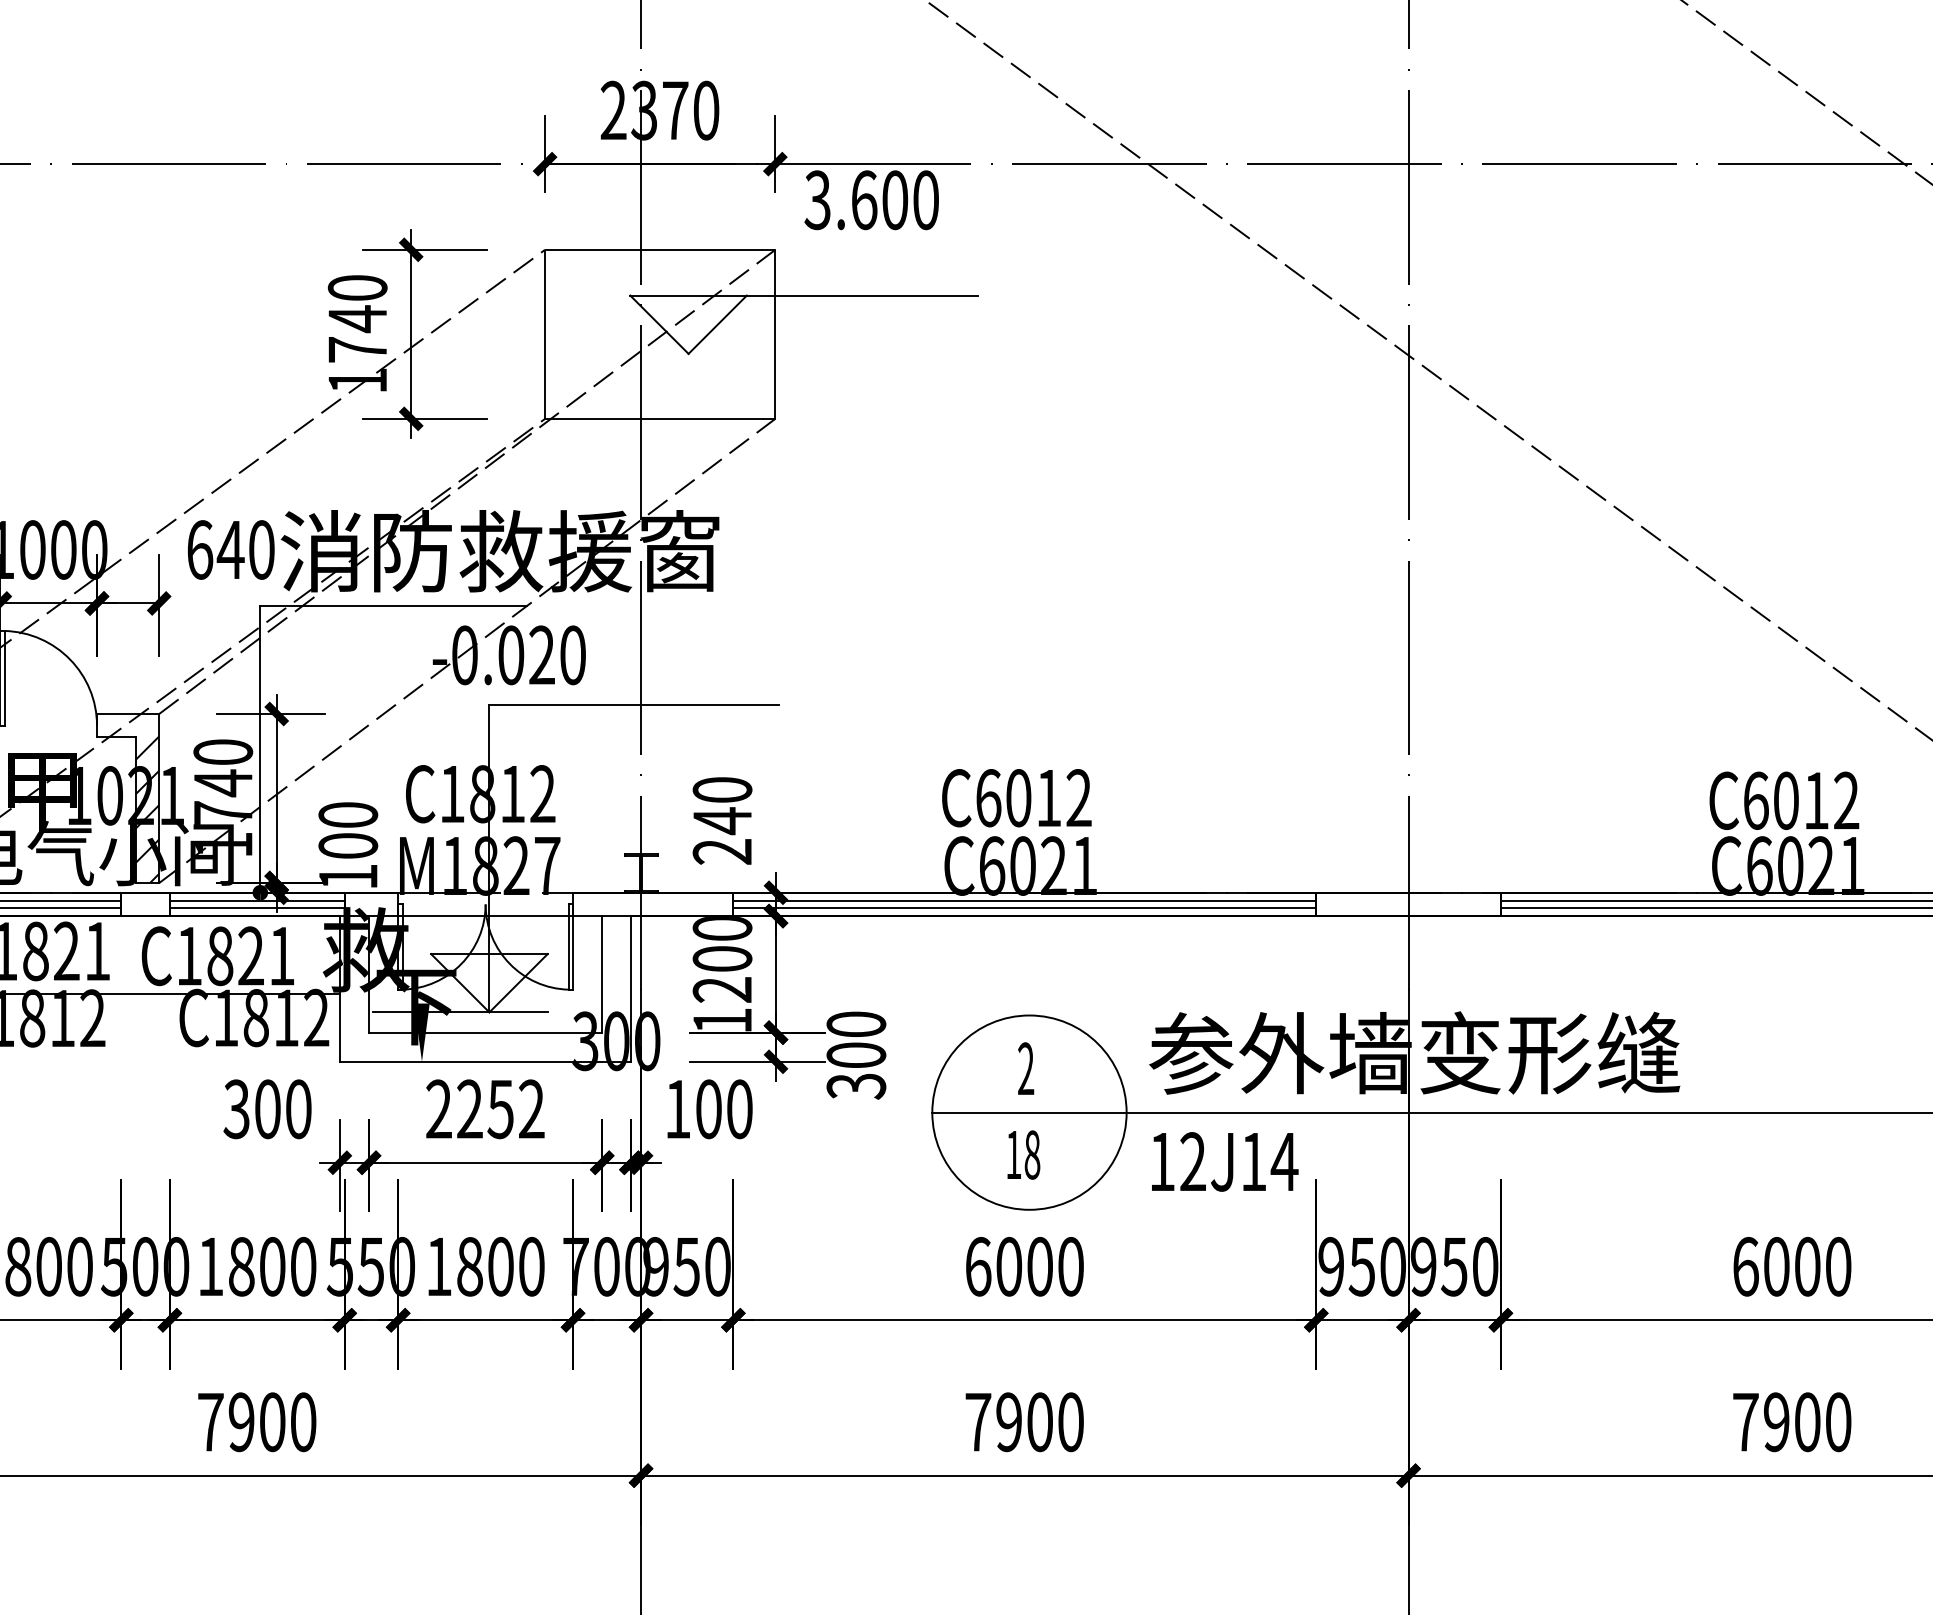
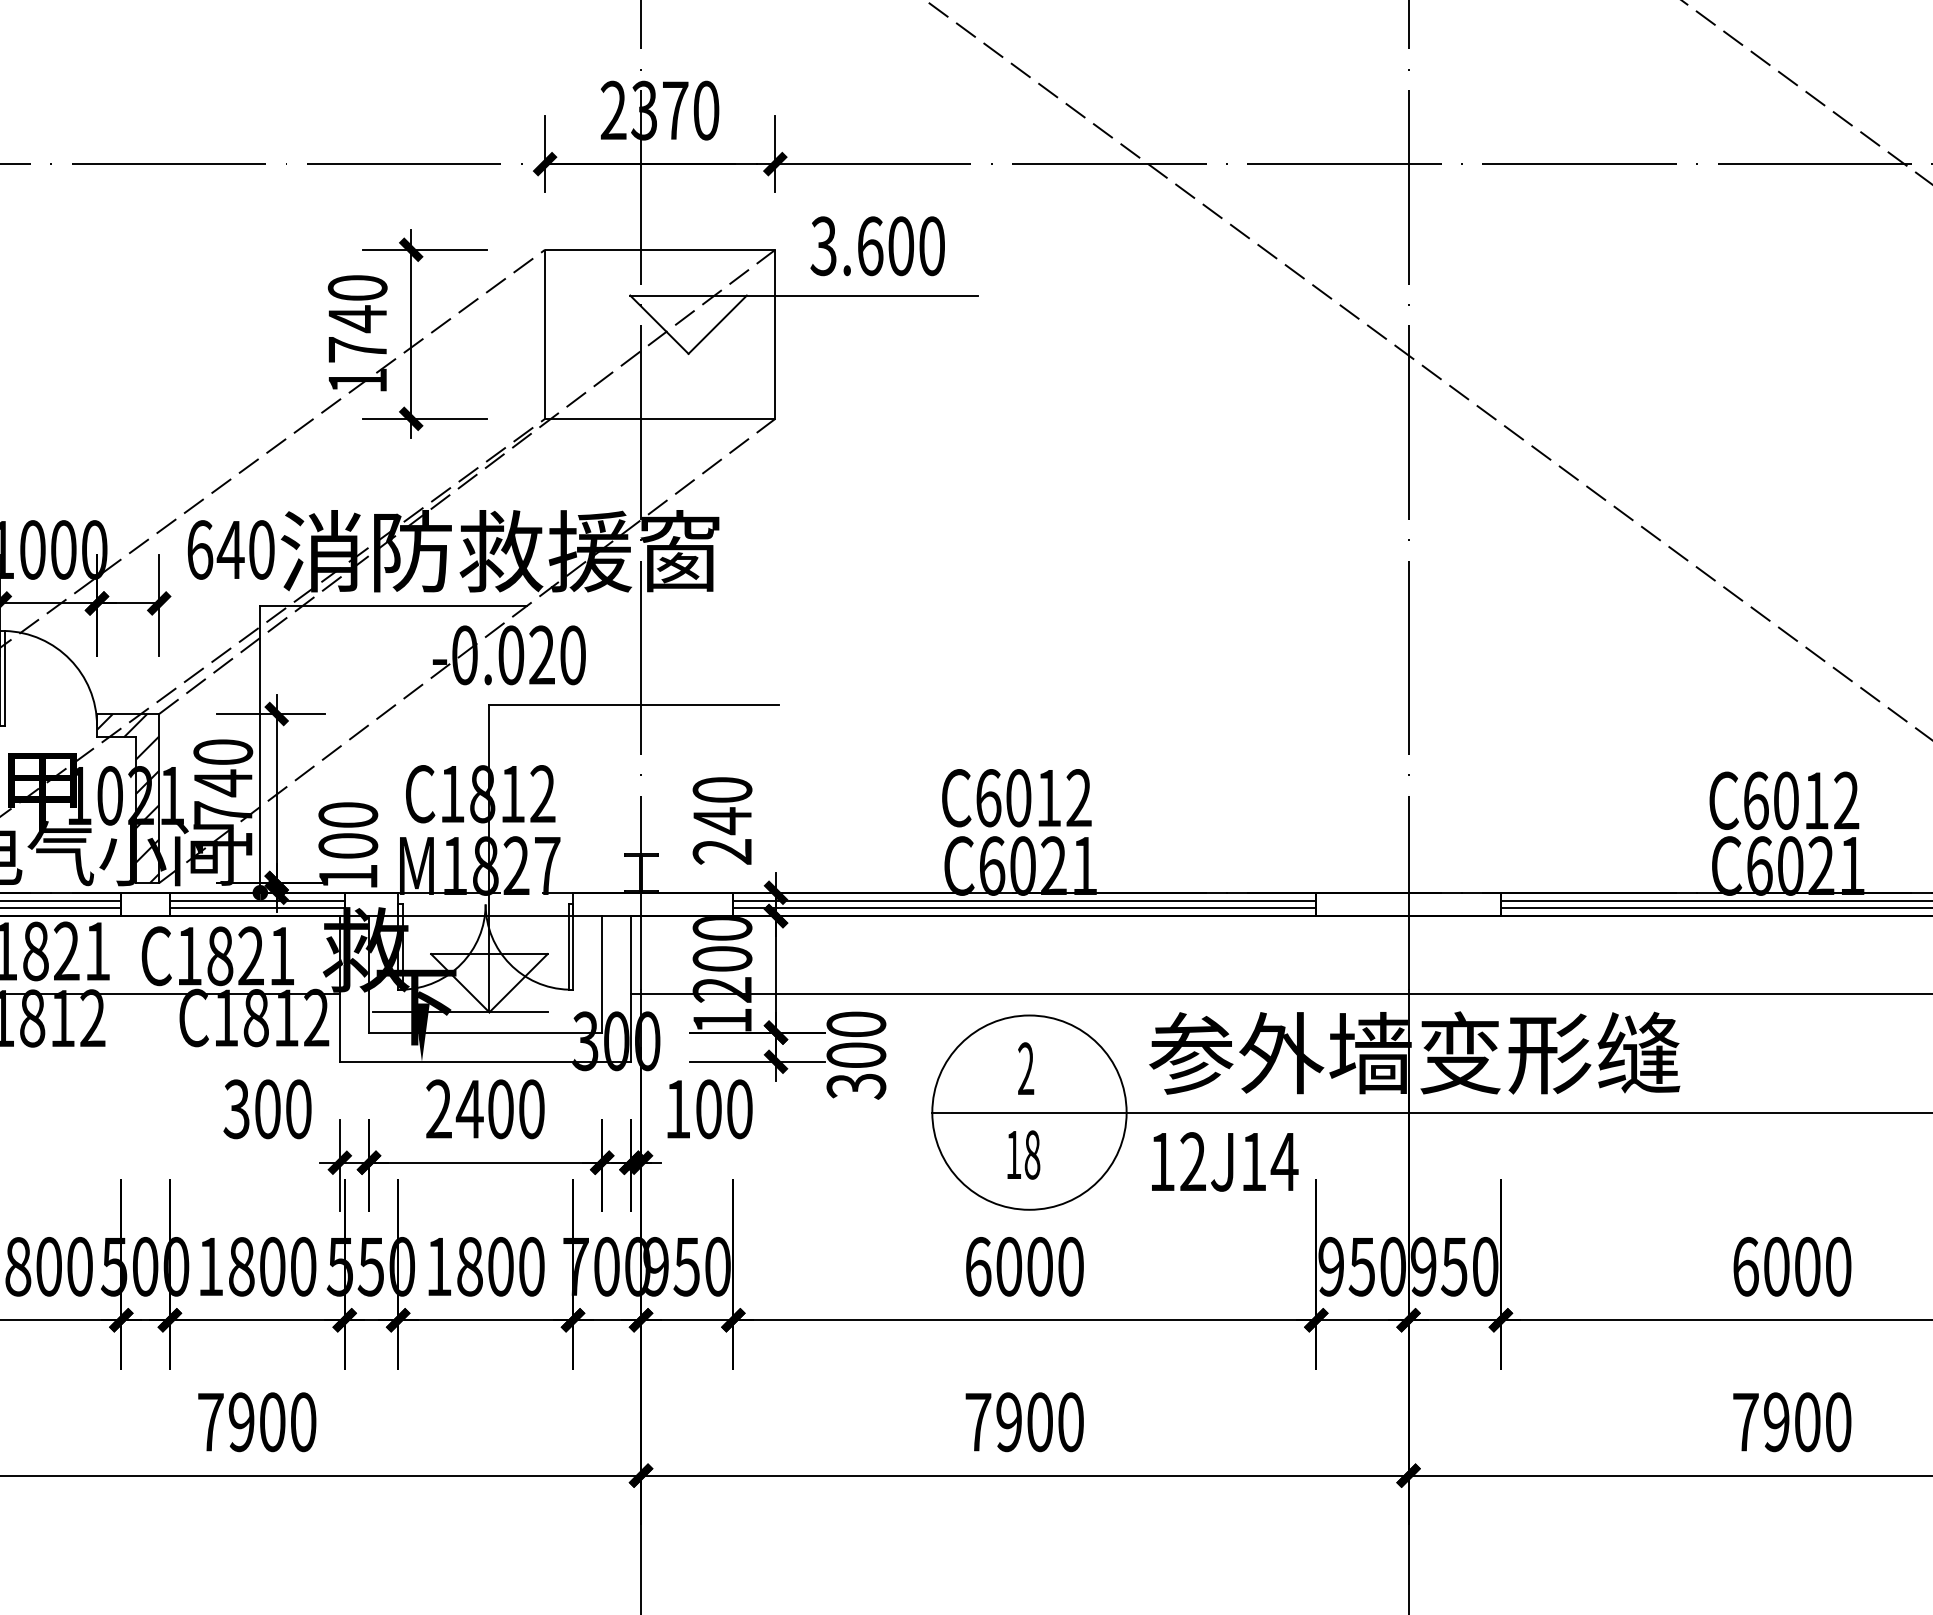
text position: (871, 200) -> (877, 246) (877, 246)
hatch: none -> present (122, 725)
line: none -> present (1280, 993)
text: 2252 -> 2400 (499, 1109)
